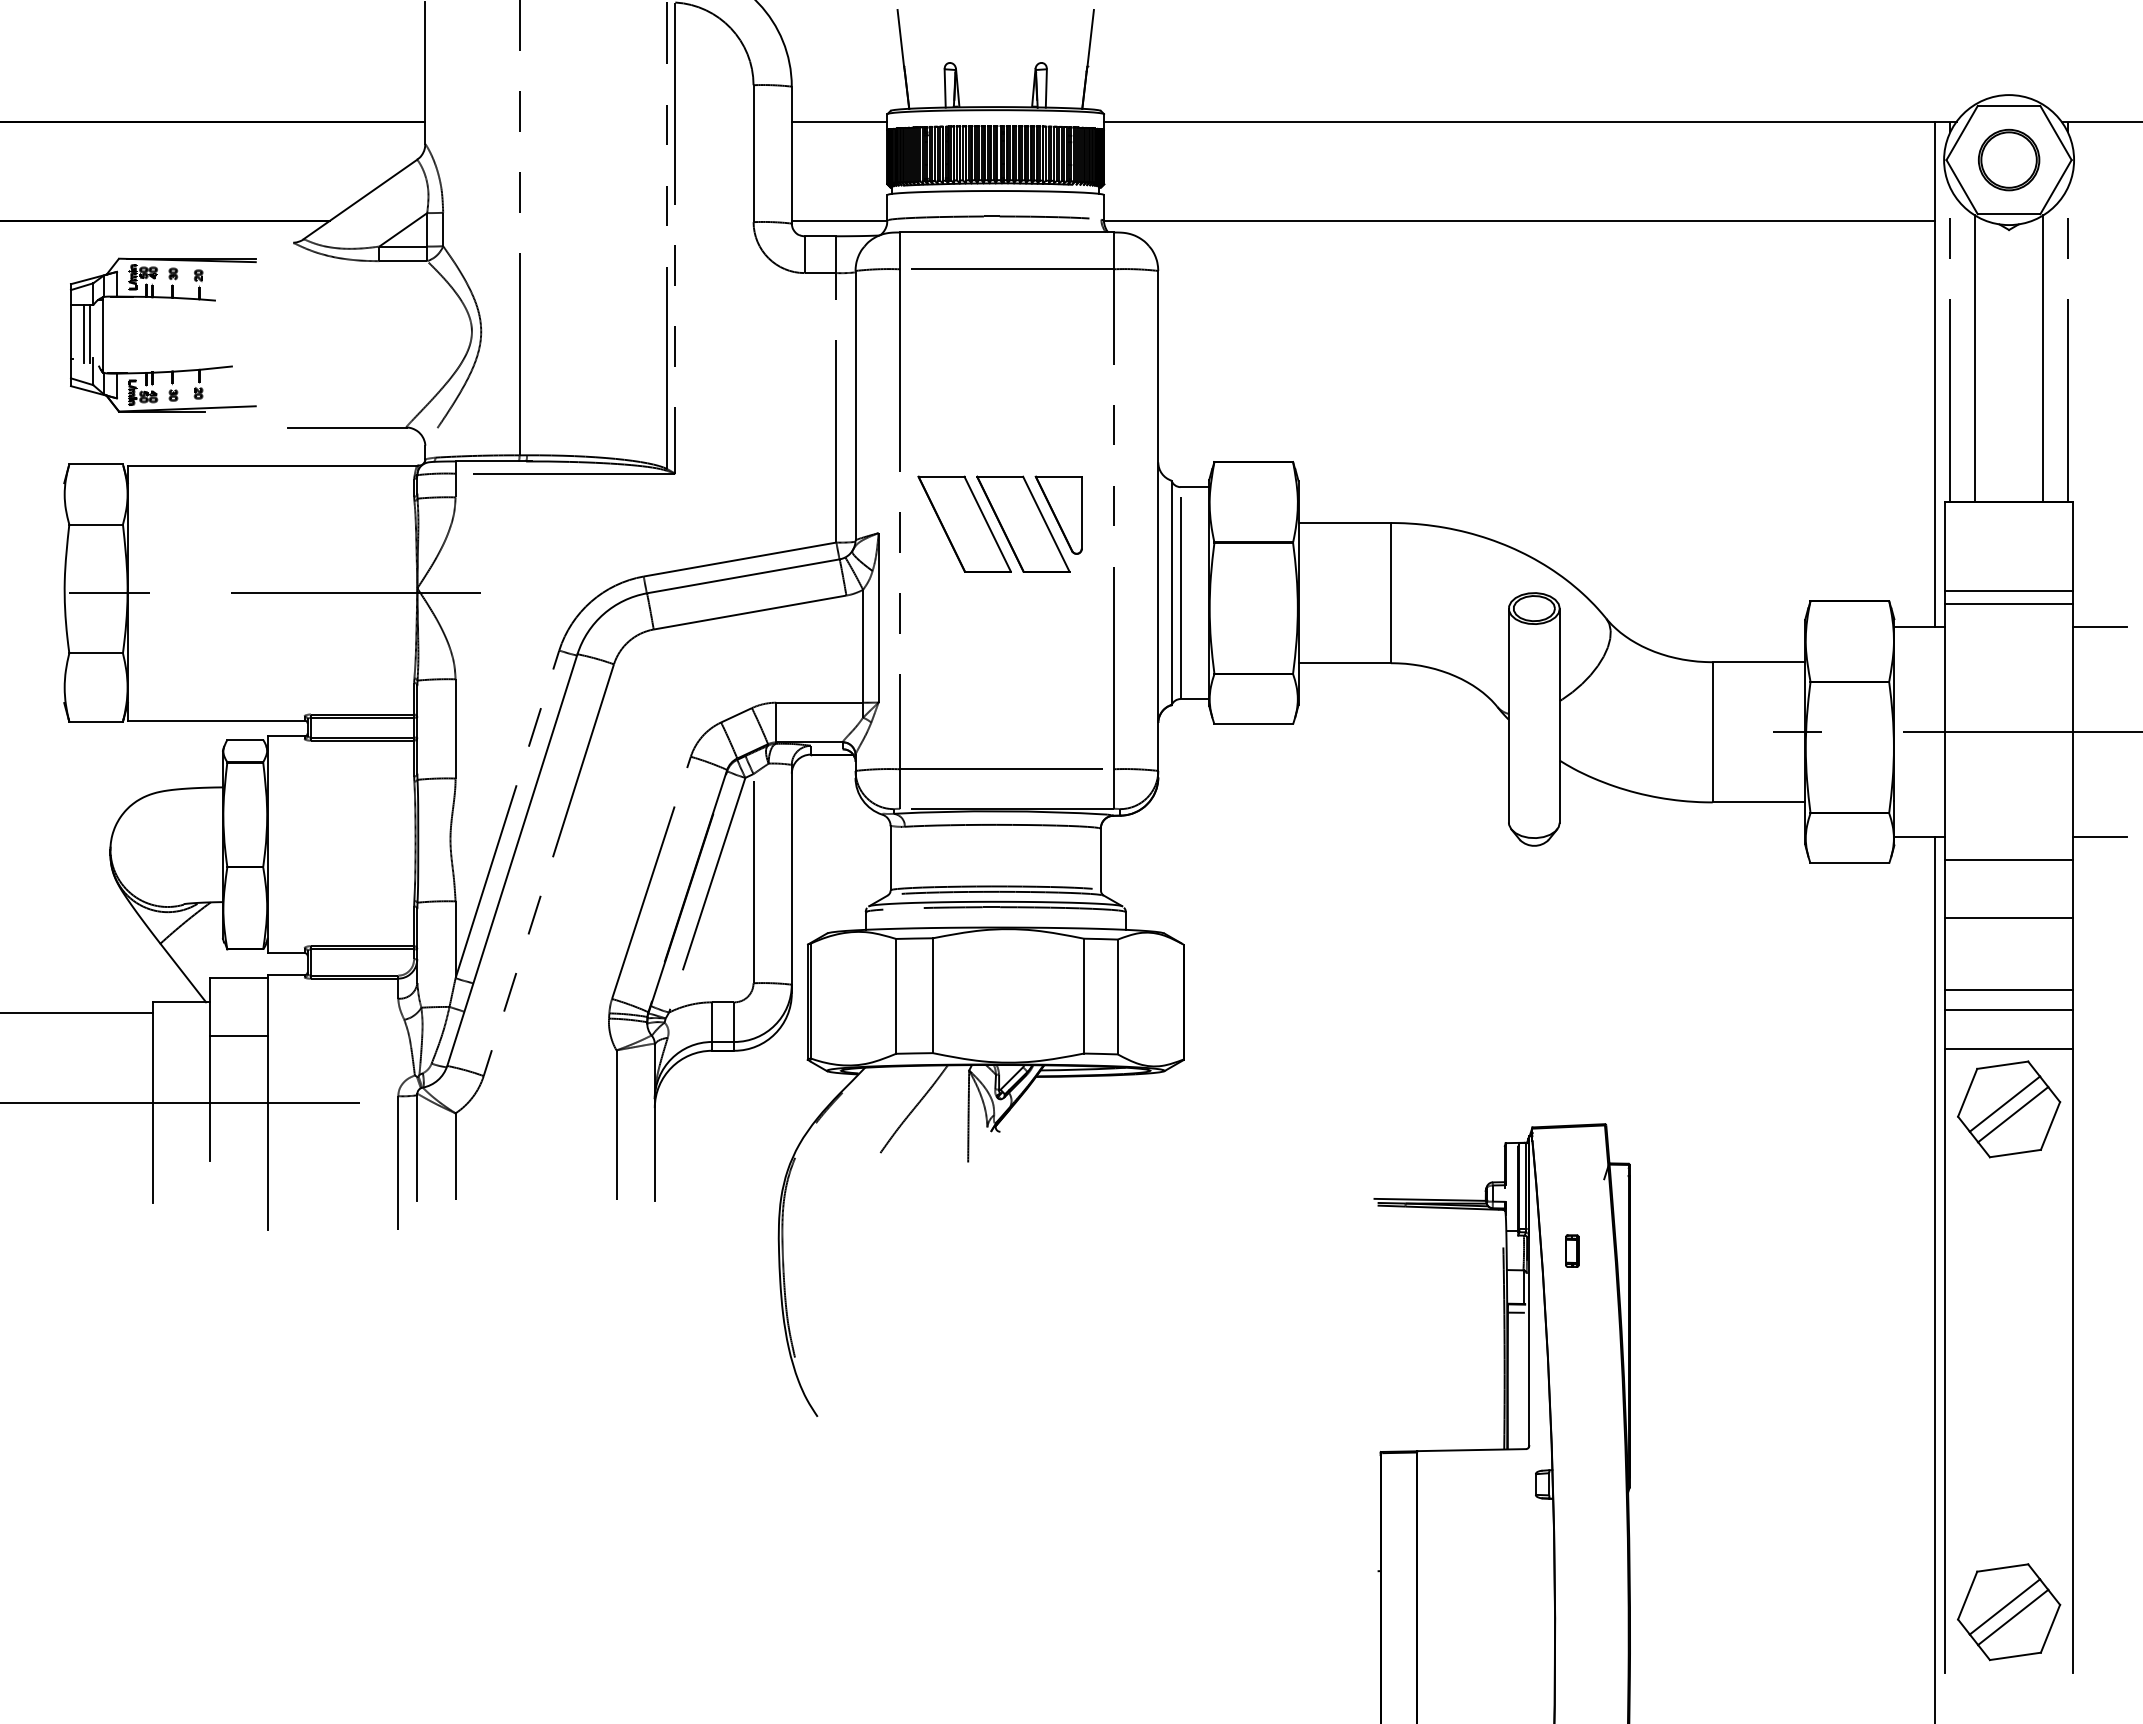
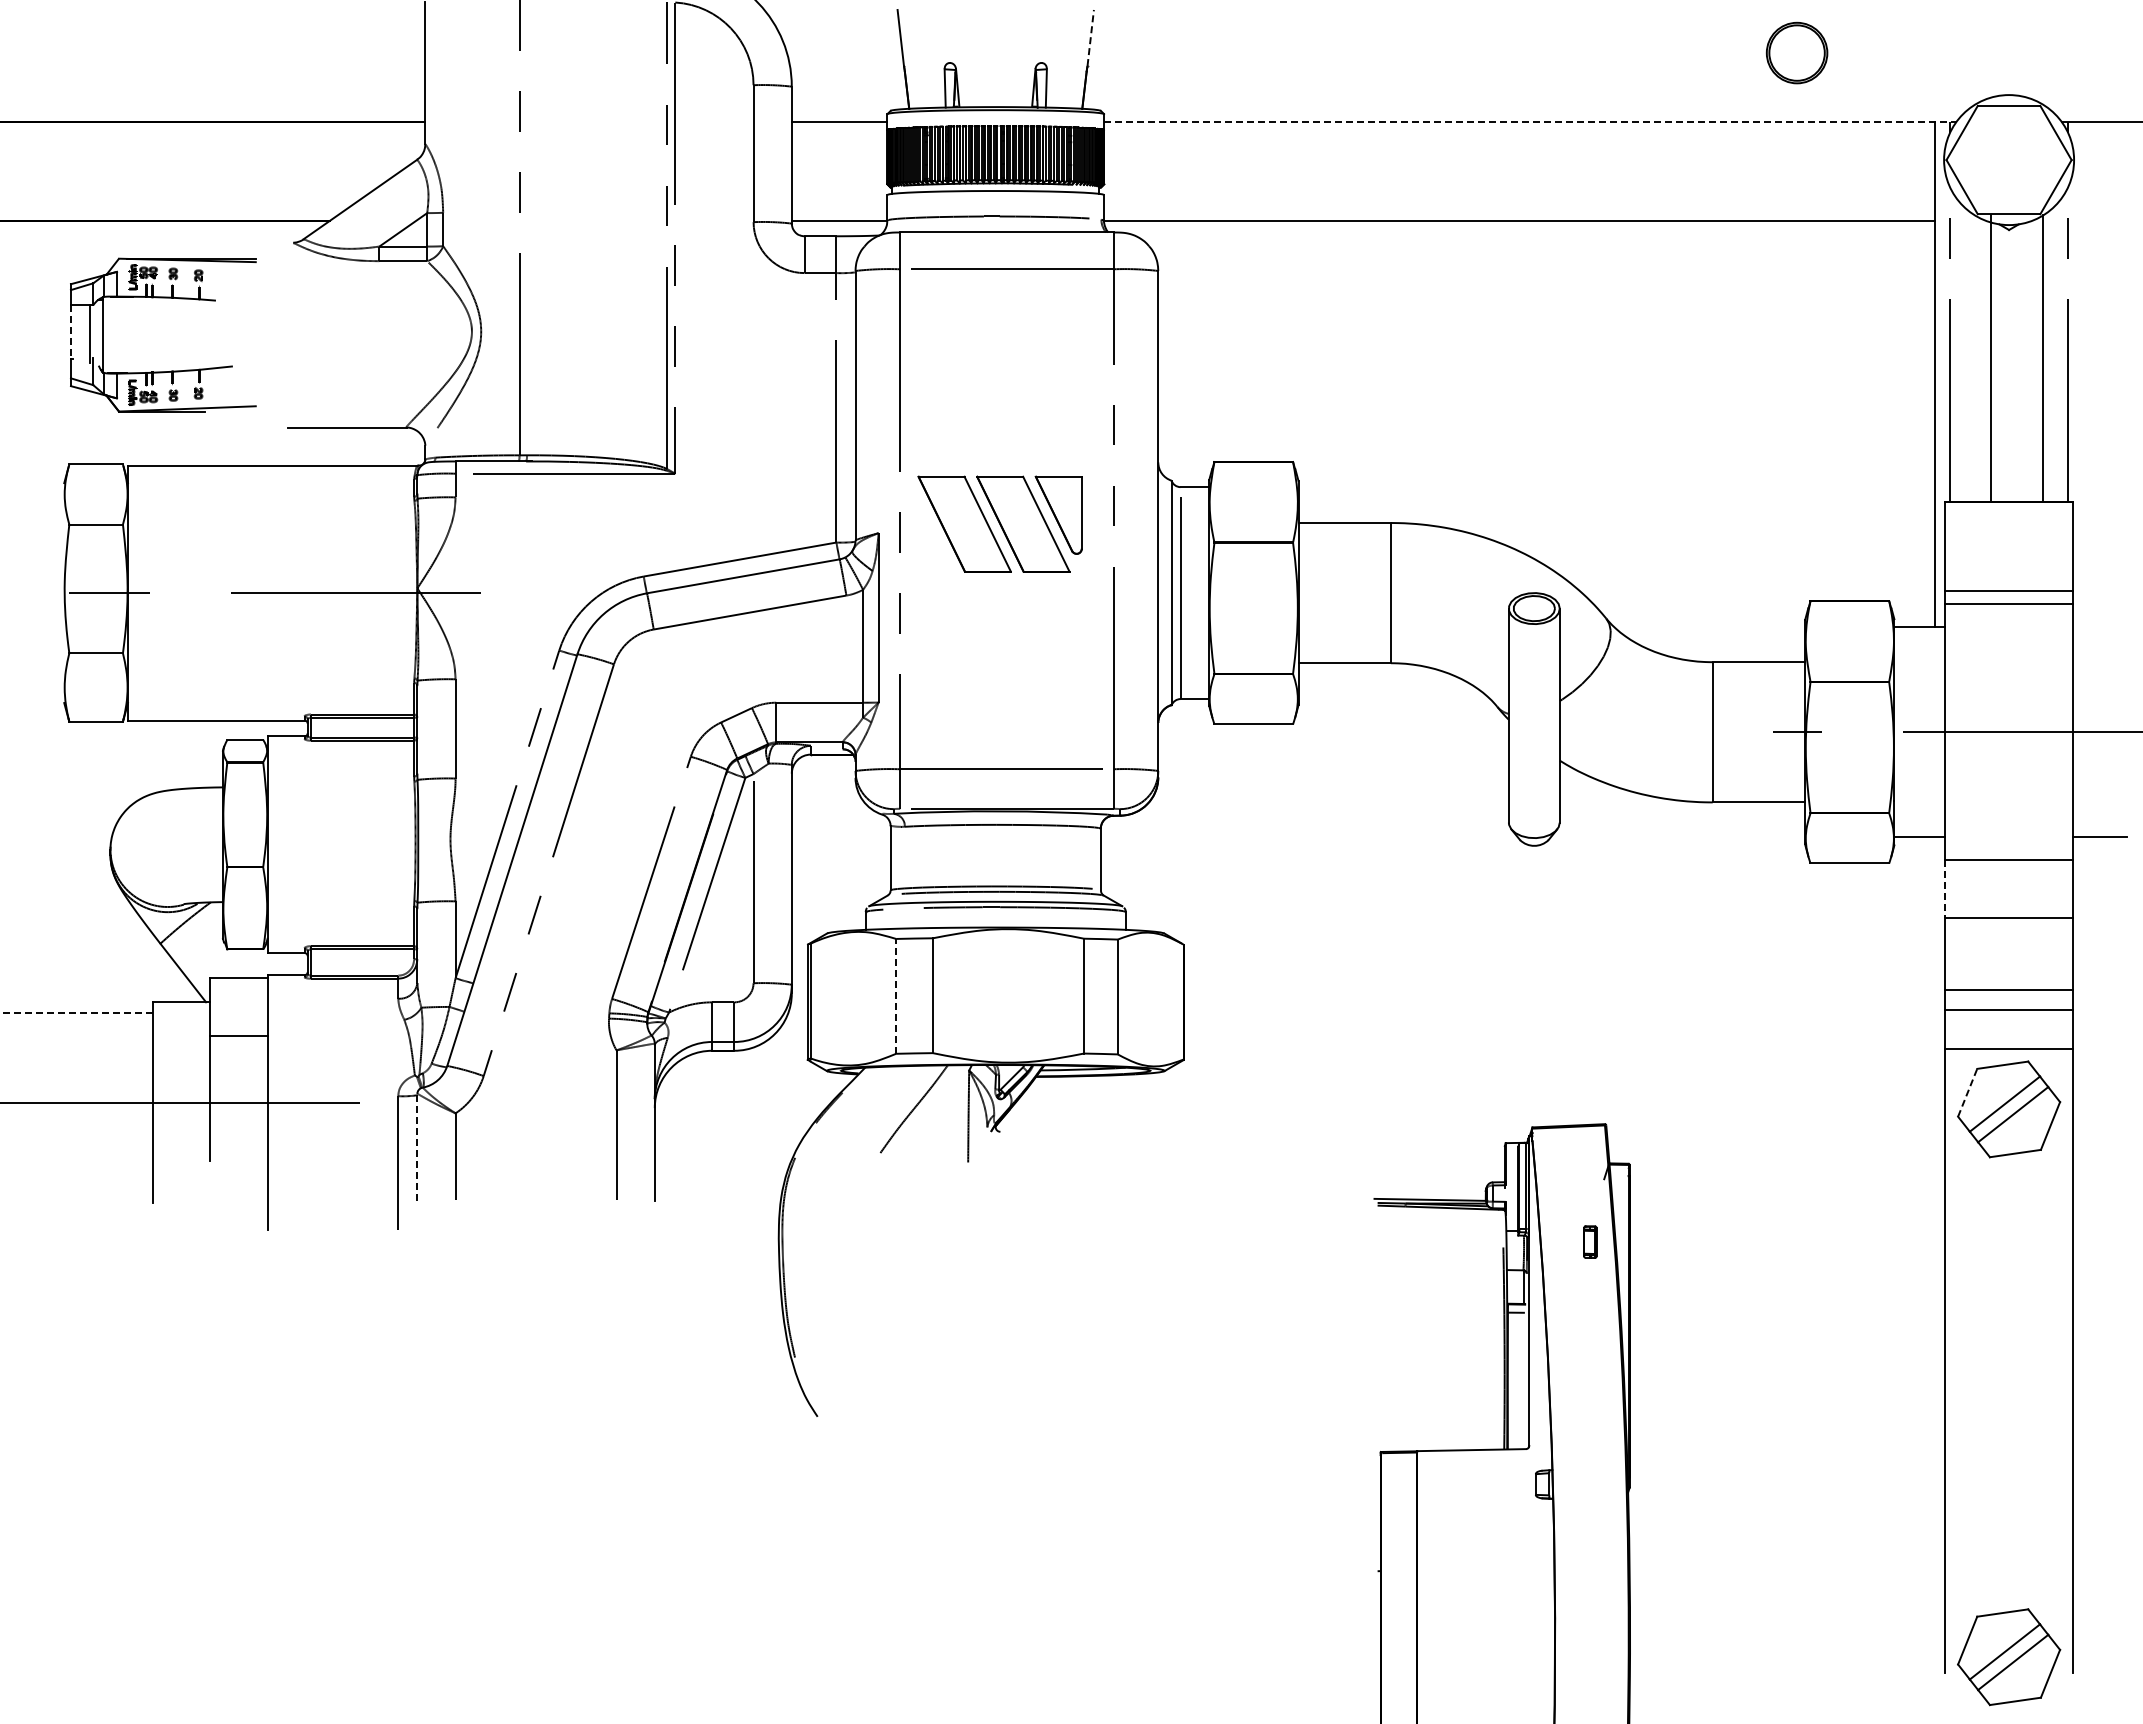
line: solid -> dashed (1090, 37)
line: solid -> dashed (1530, 121)
part position: (2008, 159) -> (1796, 52) (1796, 52)
line: solid -> dashed (70, 332)
line: present -> none (83, 333)
line position: (1974, 358) -> (1990, 358) (1990, 358)
line: present -> none (2099, 627)
line: solid -> dashed (1945, 889)
line: solid -> dashed (896, 995)
line: solid -> dashed (75, 1013)
line: solid -> dashed (1967, 1092)
line: solid -> dashed (417, 1147)
part position: (1572, 1250) -> (1590, 1241) (1590, 1241)
line: present -> none (1934, 1278)
part position: (2009, 1612) -> (2009, 1657) (2009, 1657)
